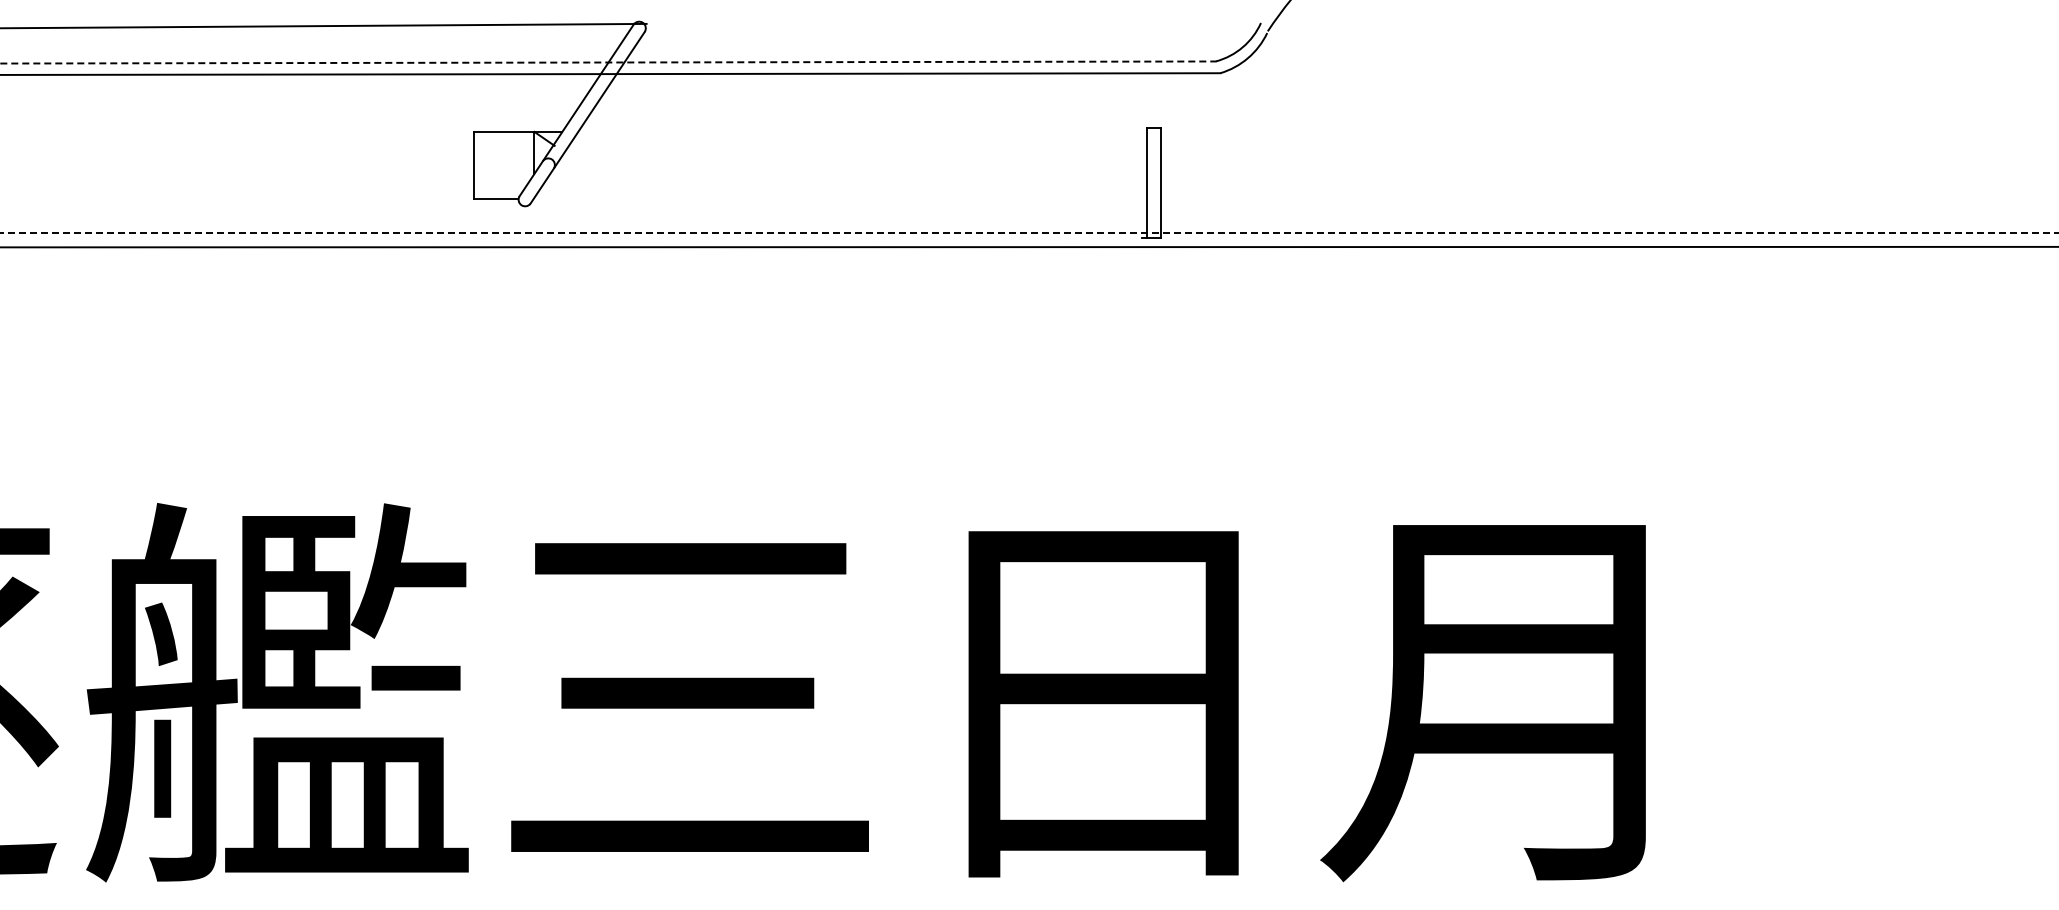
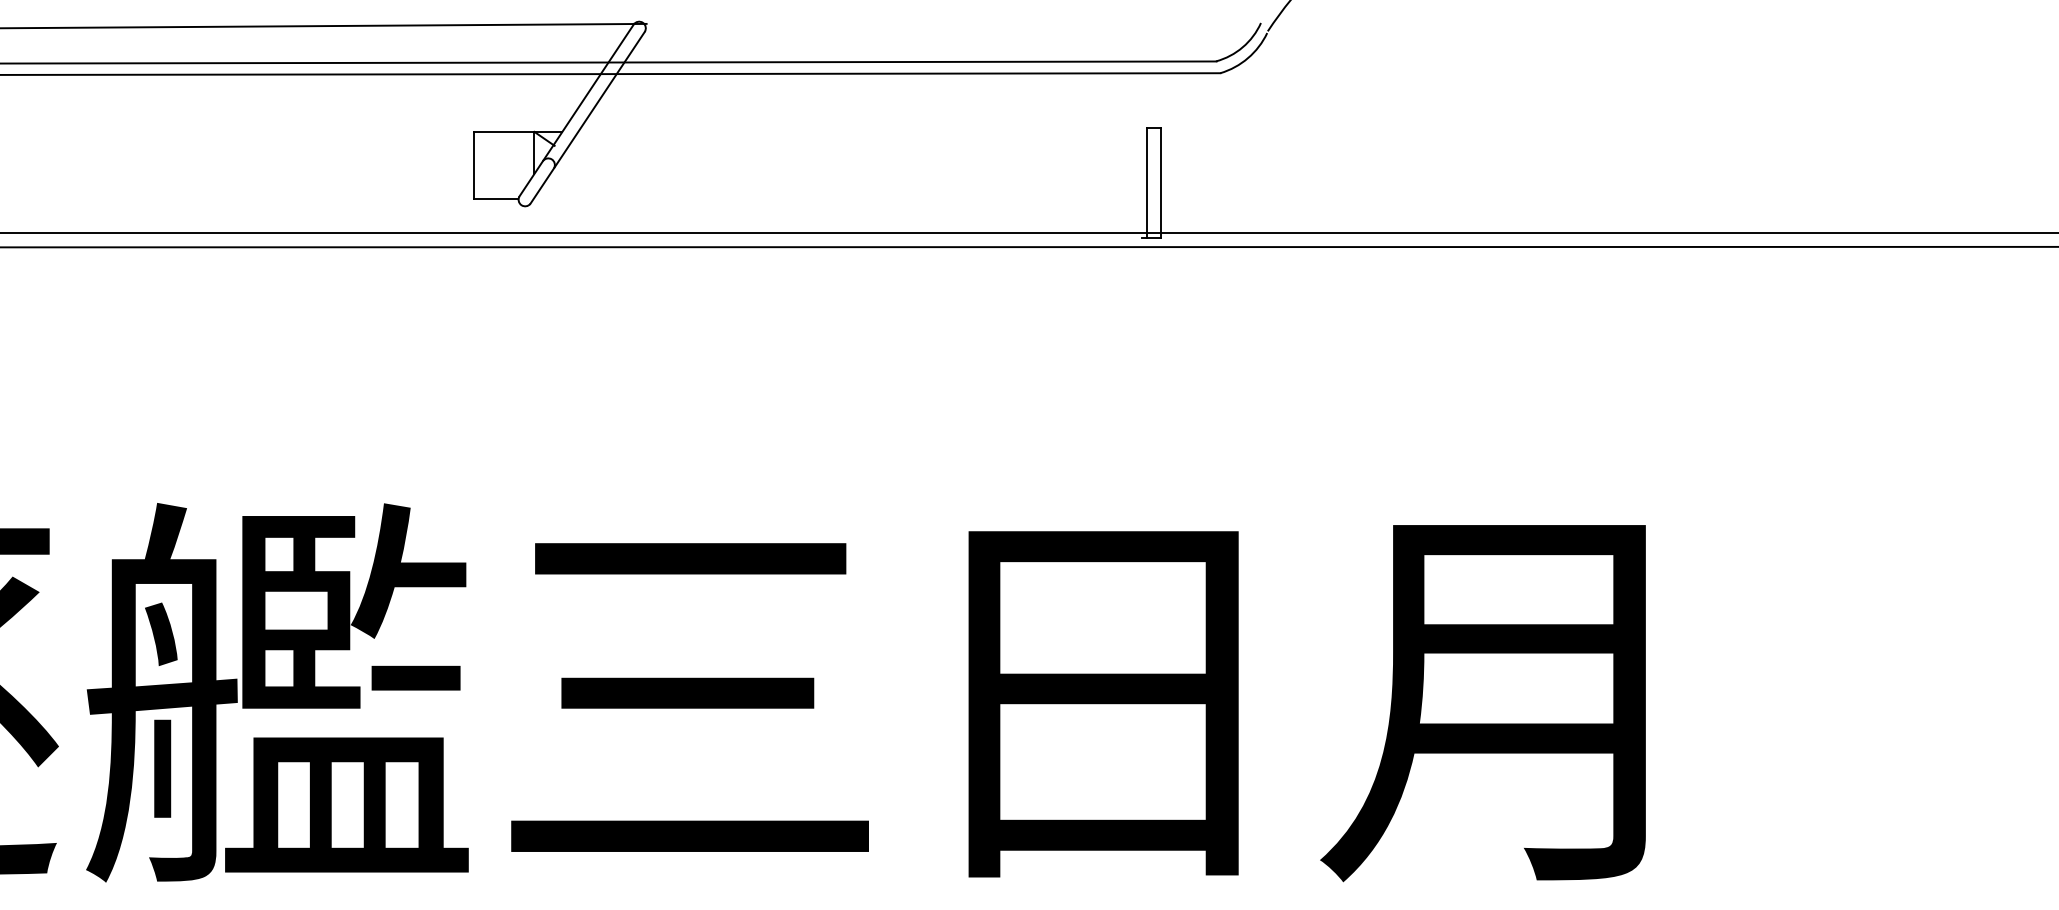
line: dashed -> solid (608, 62)
line: dashed -> solid (1029, 232)
